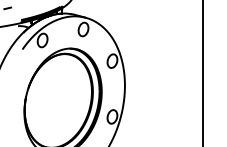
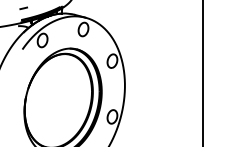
line position: (7, 8) -> (23, 8) (23, 8)
